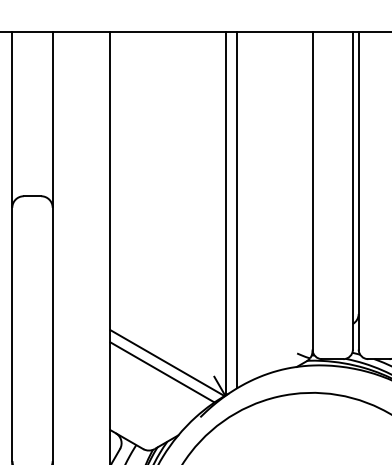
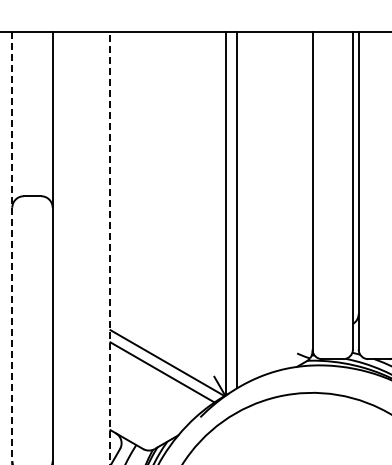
line: solid -> dashed (12, 246)
line: solid -> dashed (110, 247)
